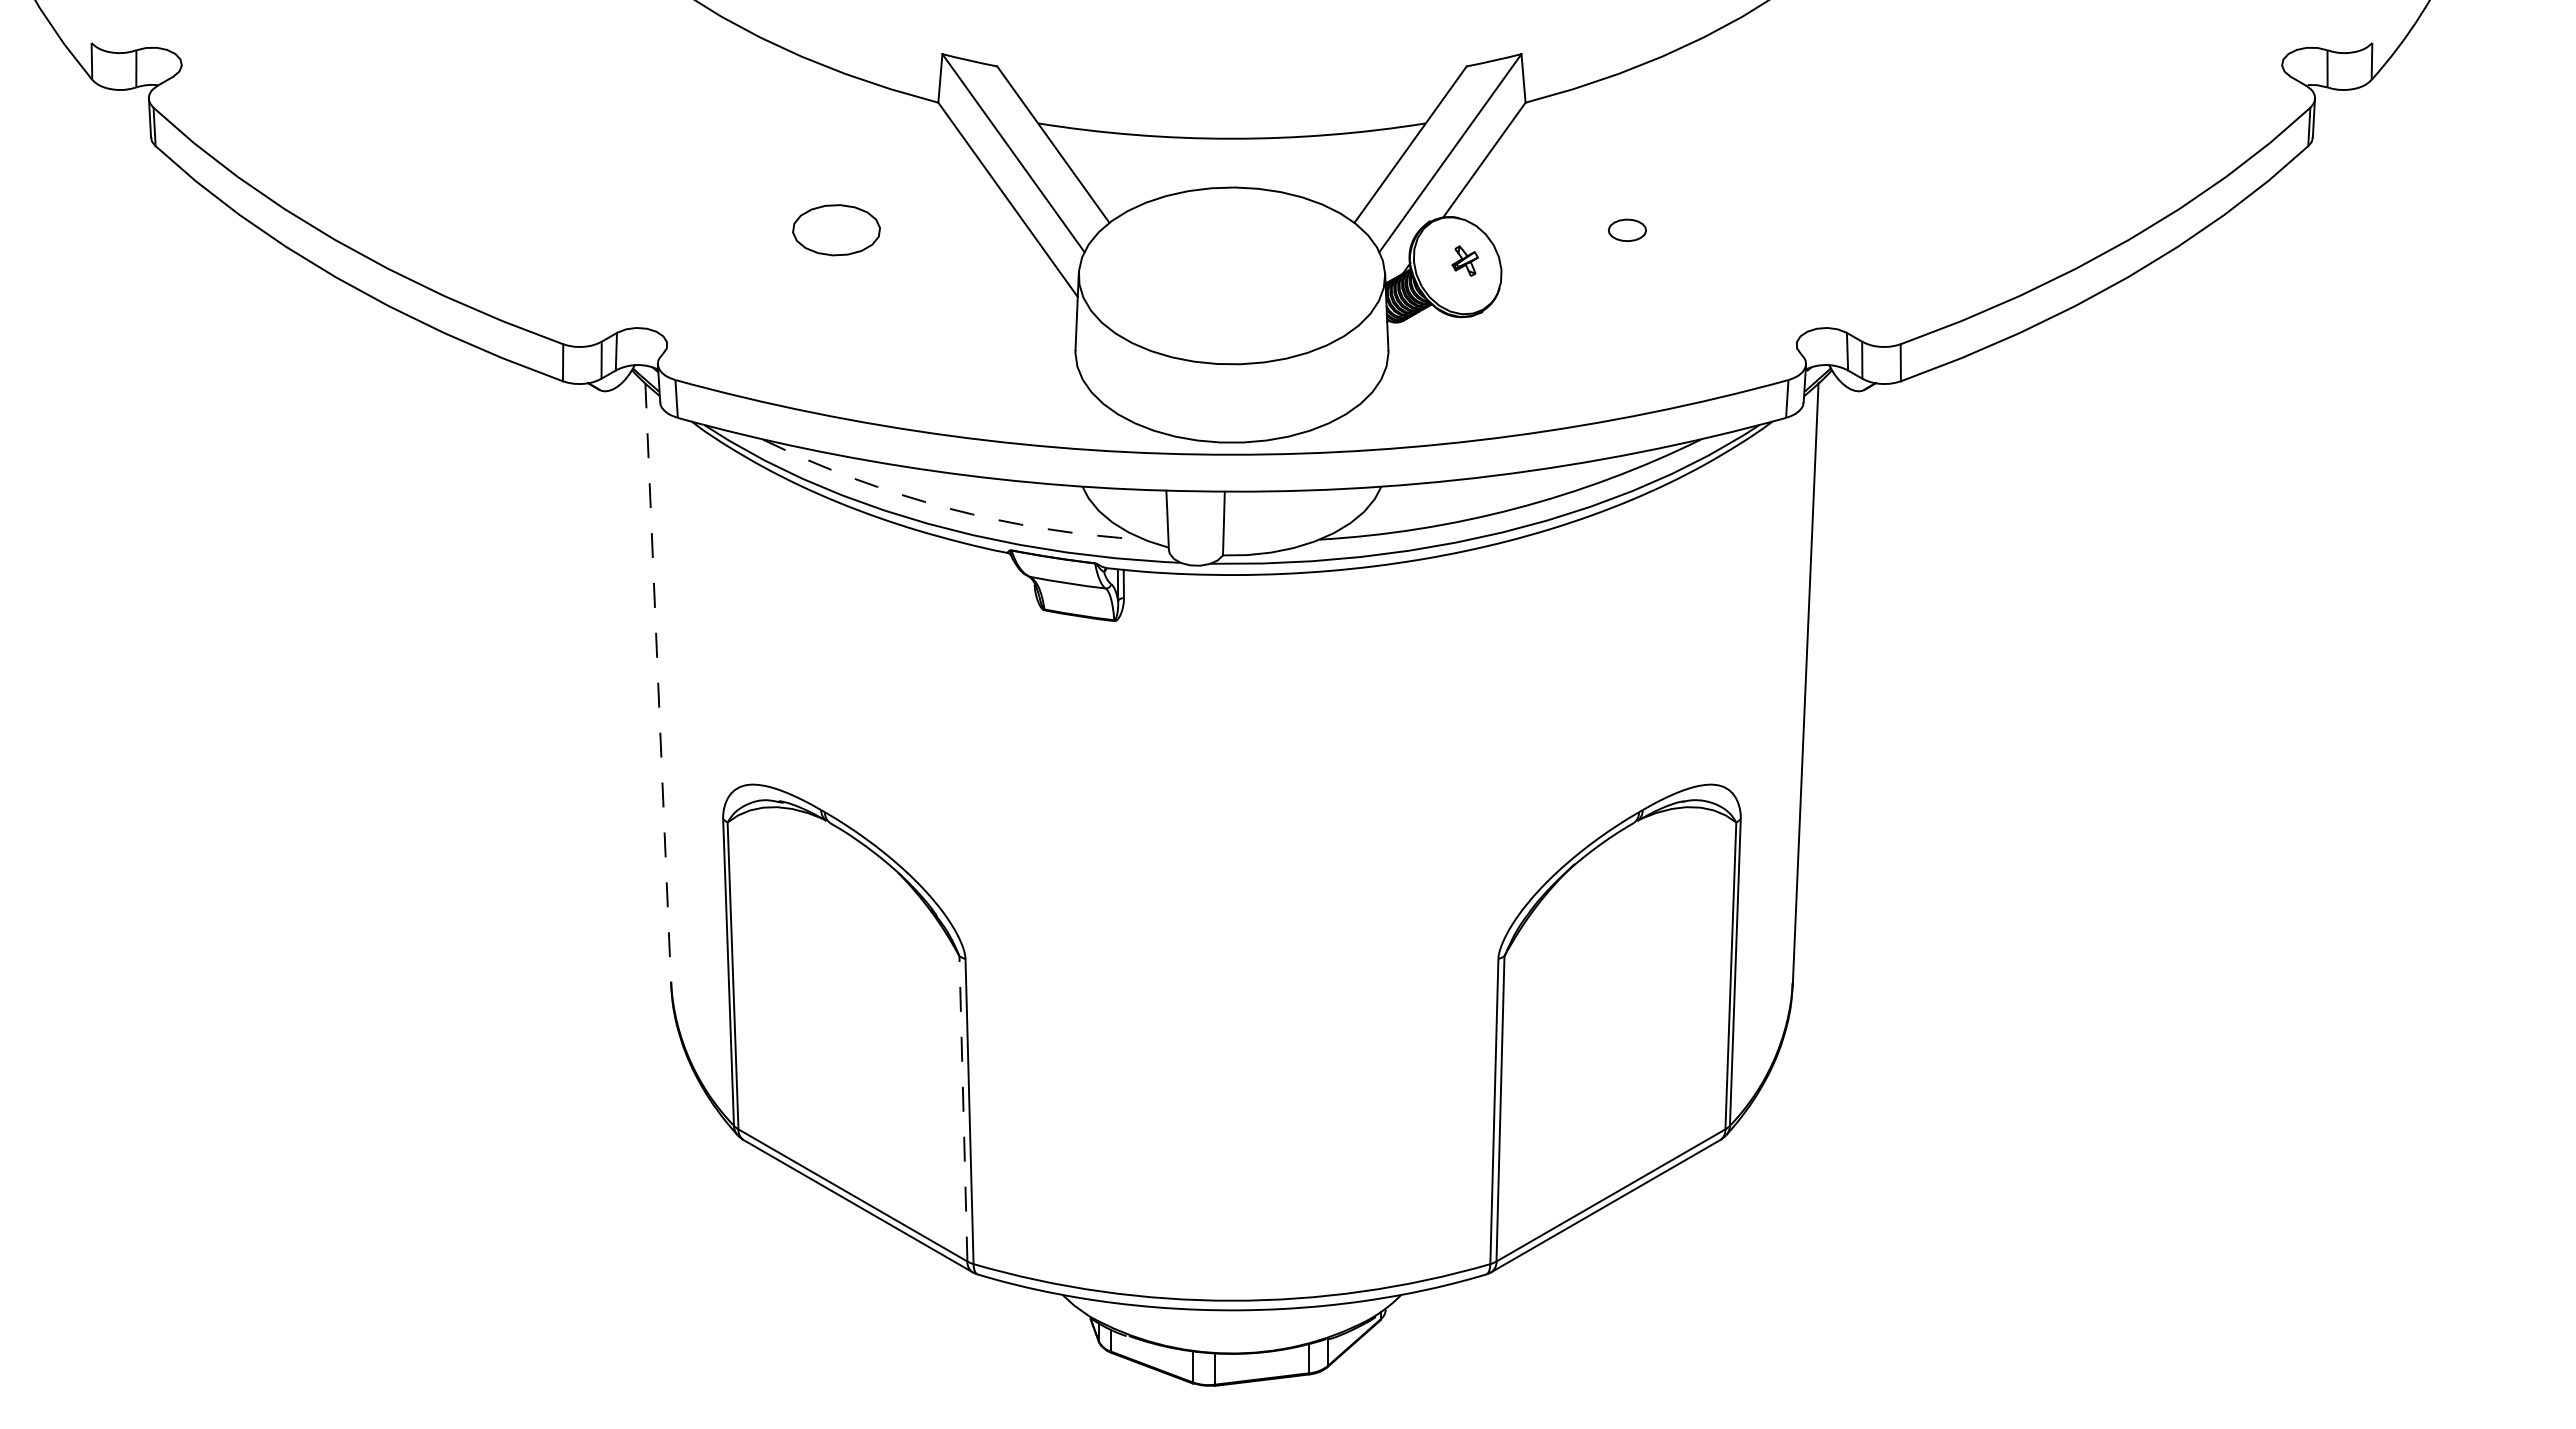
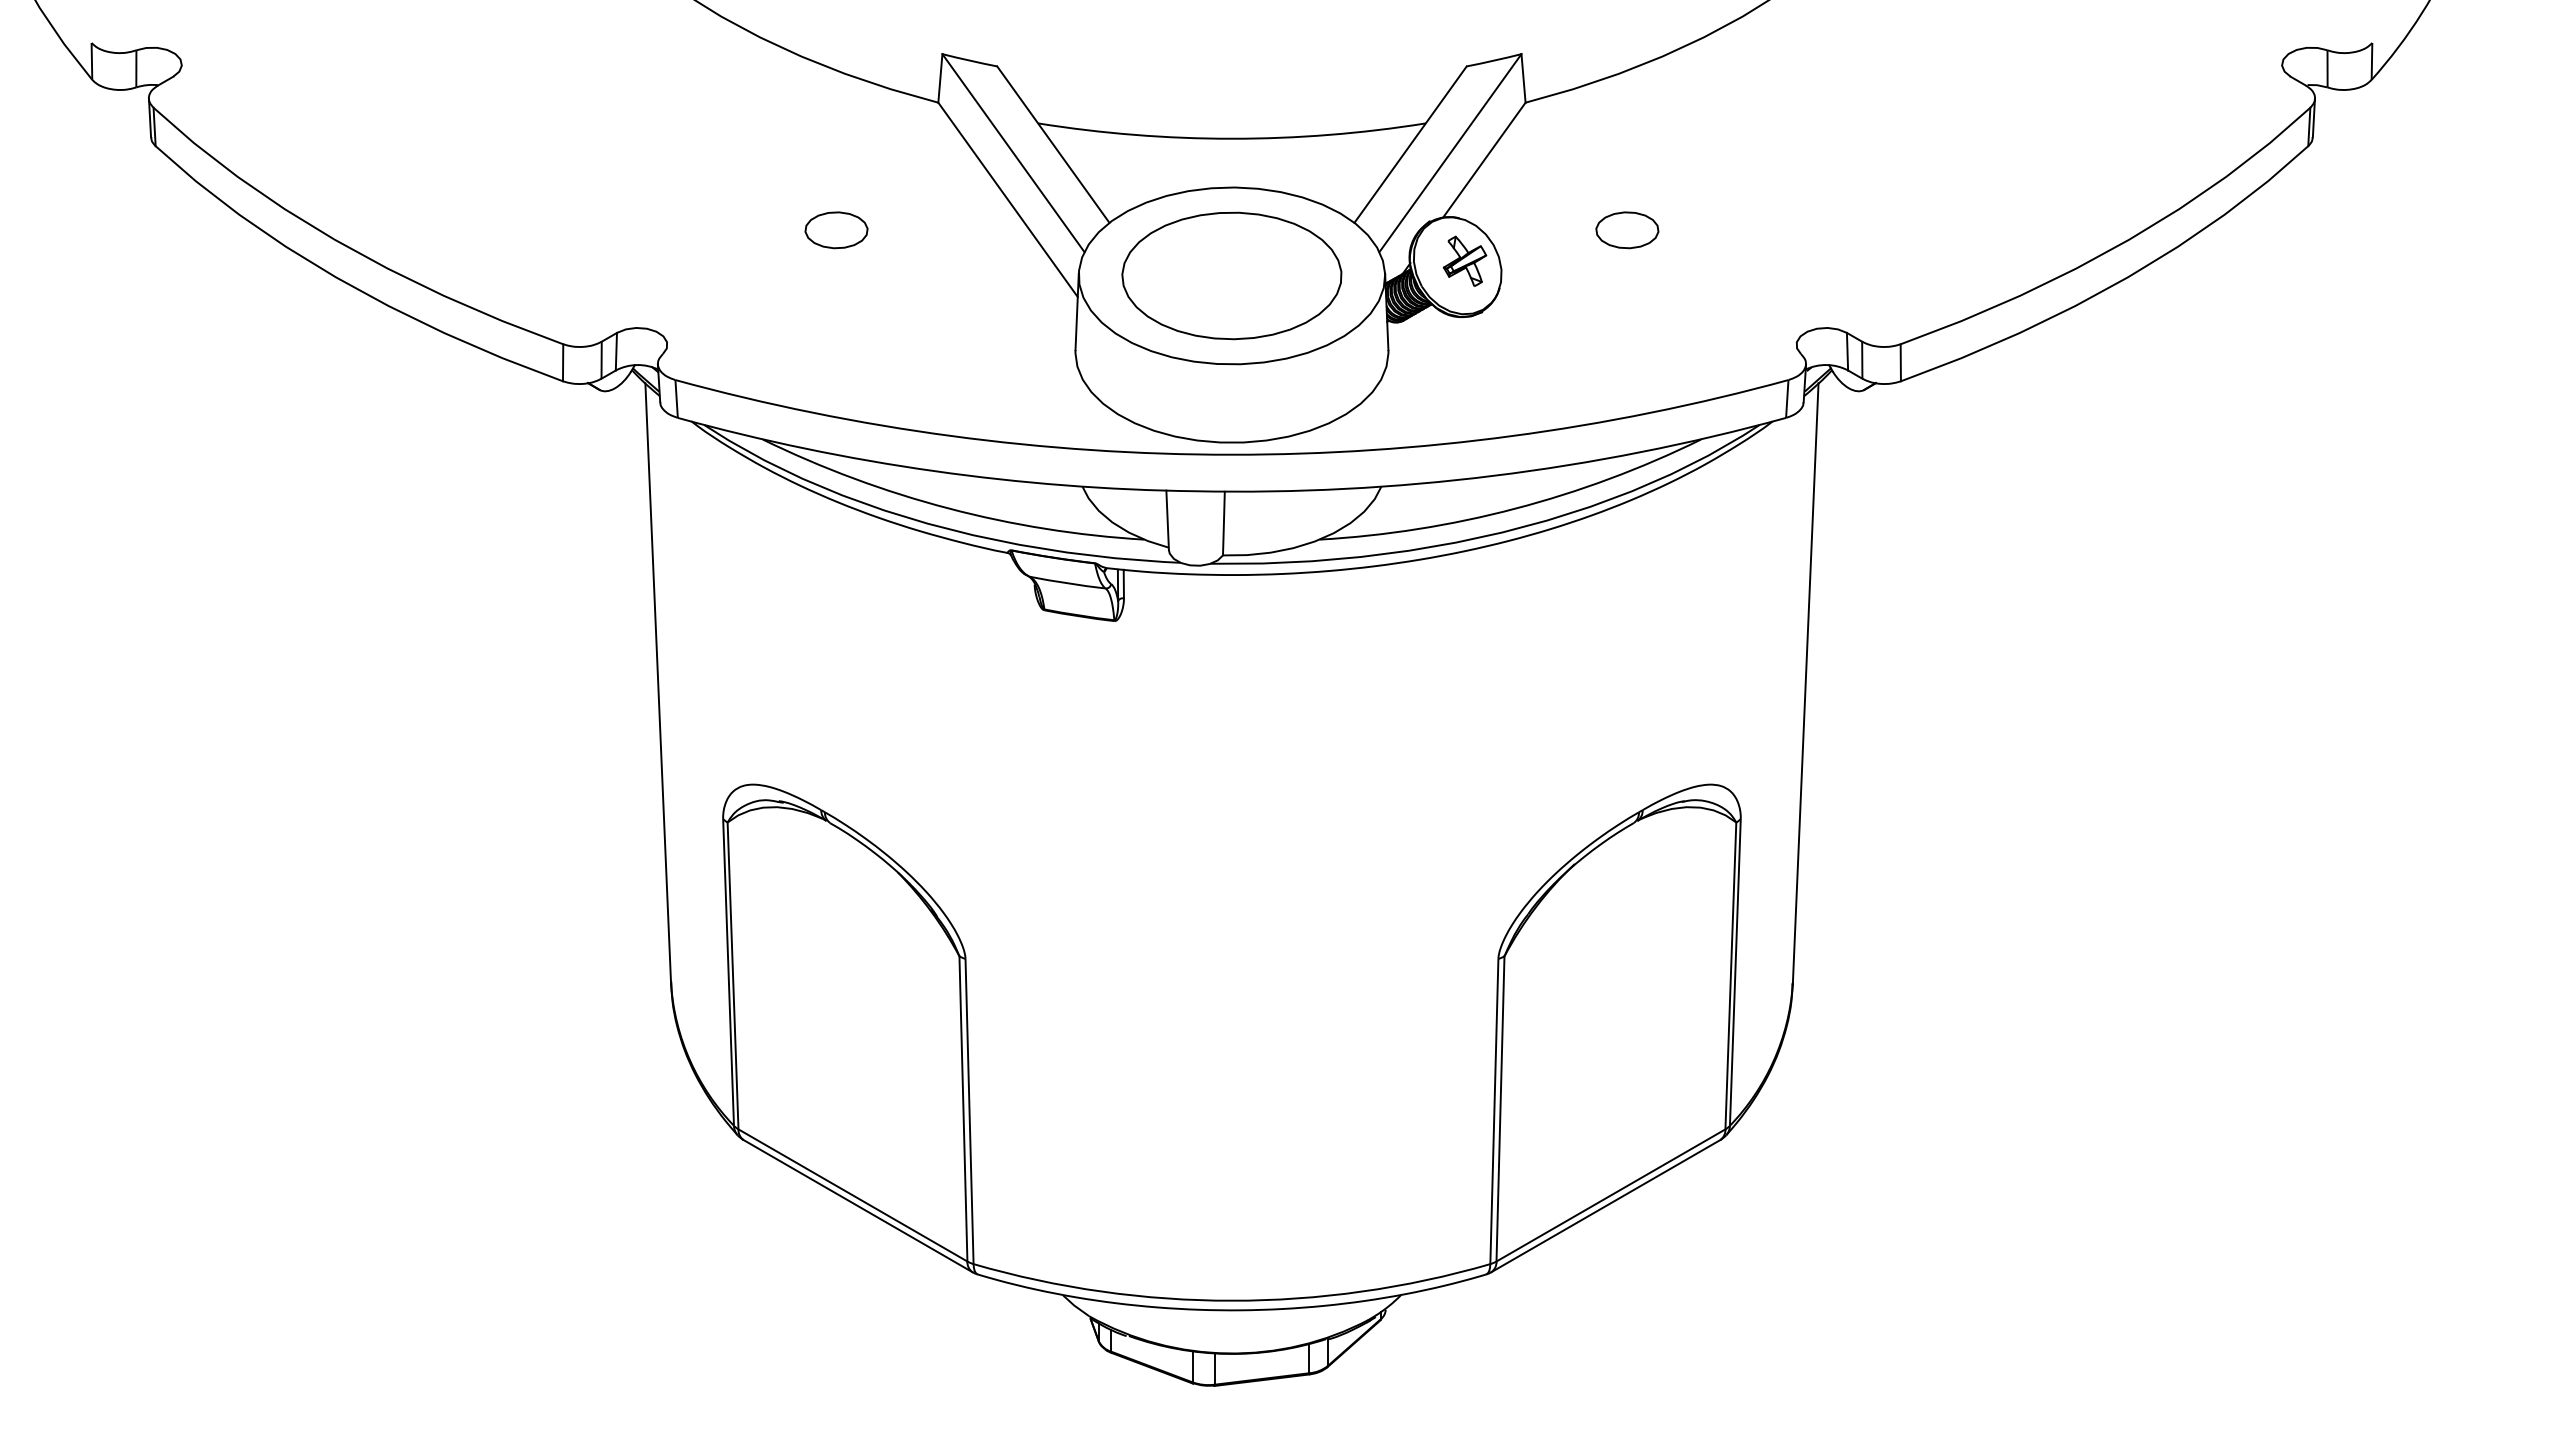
part size: 40x24 px -> 65x39 px (1627, 230)
part size: 89x53 px -> 65x39 px (836, 230)
part size: 28x32 px -> 45x52 px (1465, 260)
part: none -> present (1231, 275)
arc: dashed -> solid (948, 508)
line: dashed -> solid (658, 683)
line: dashed -> solid (963, 1108)
